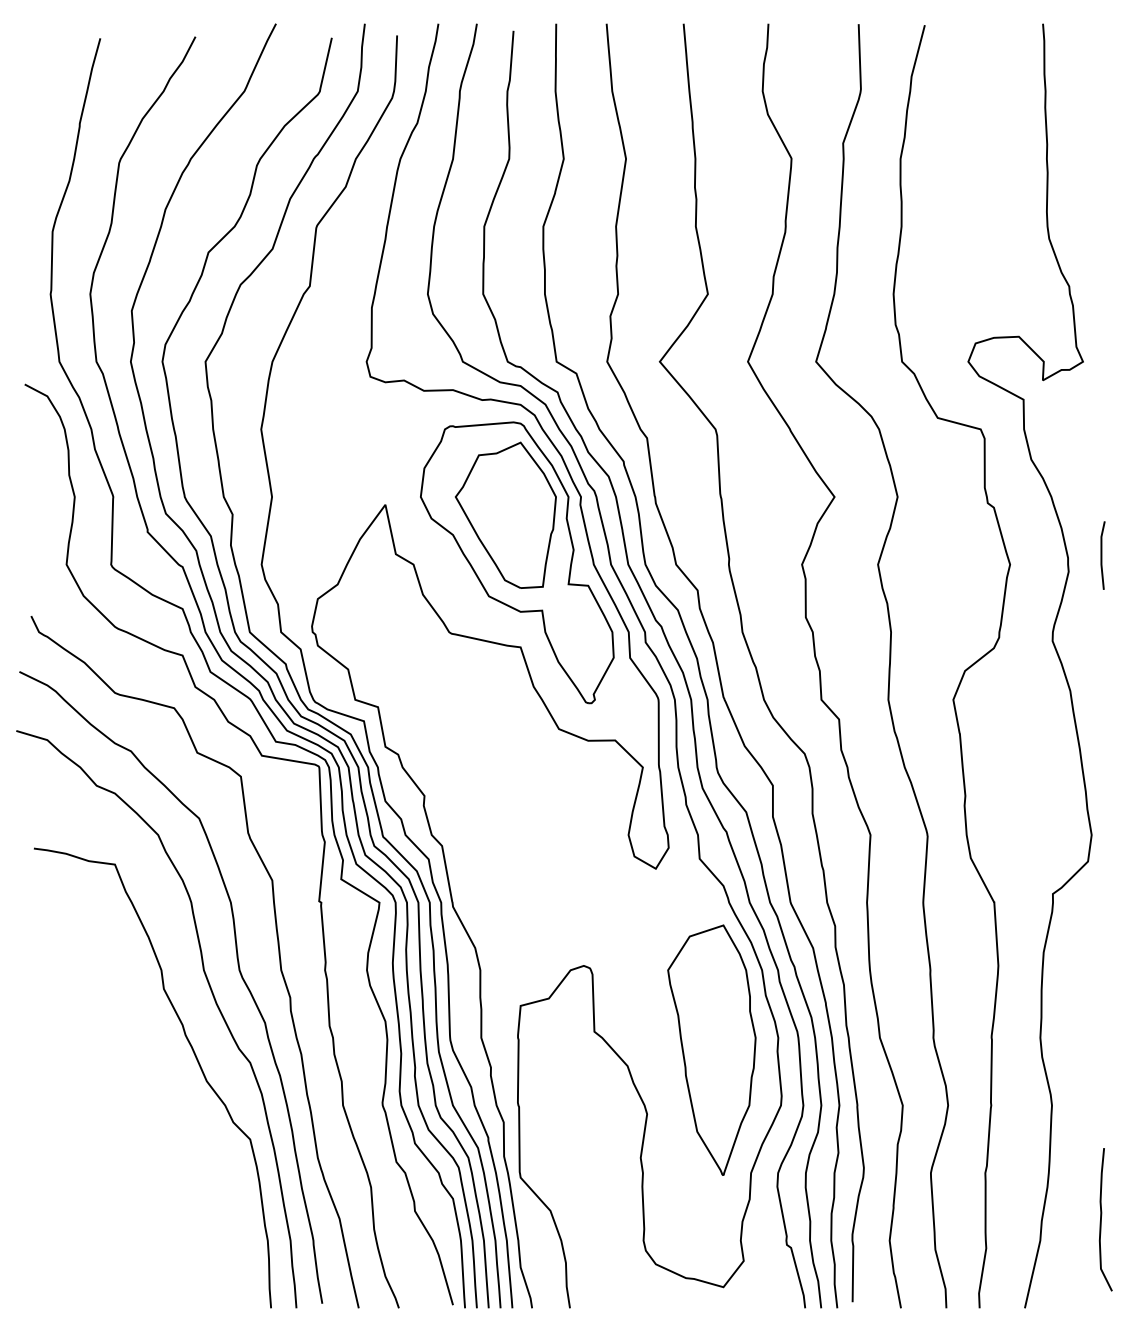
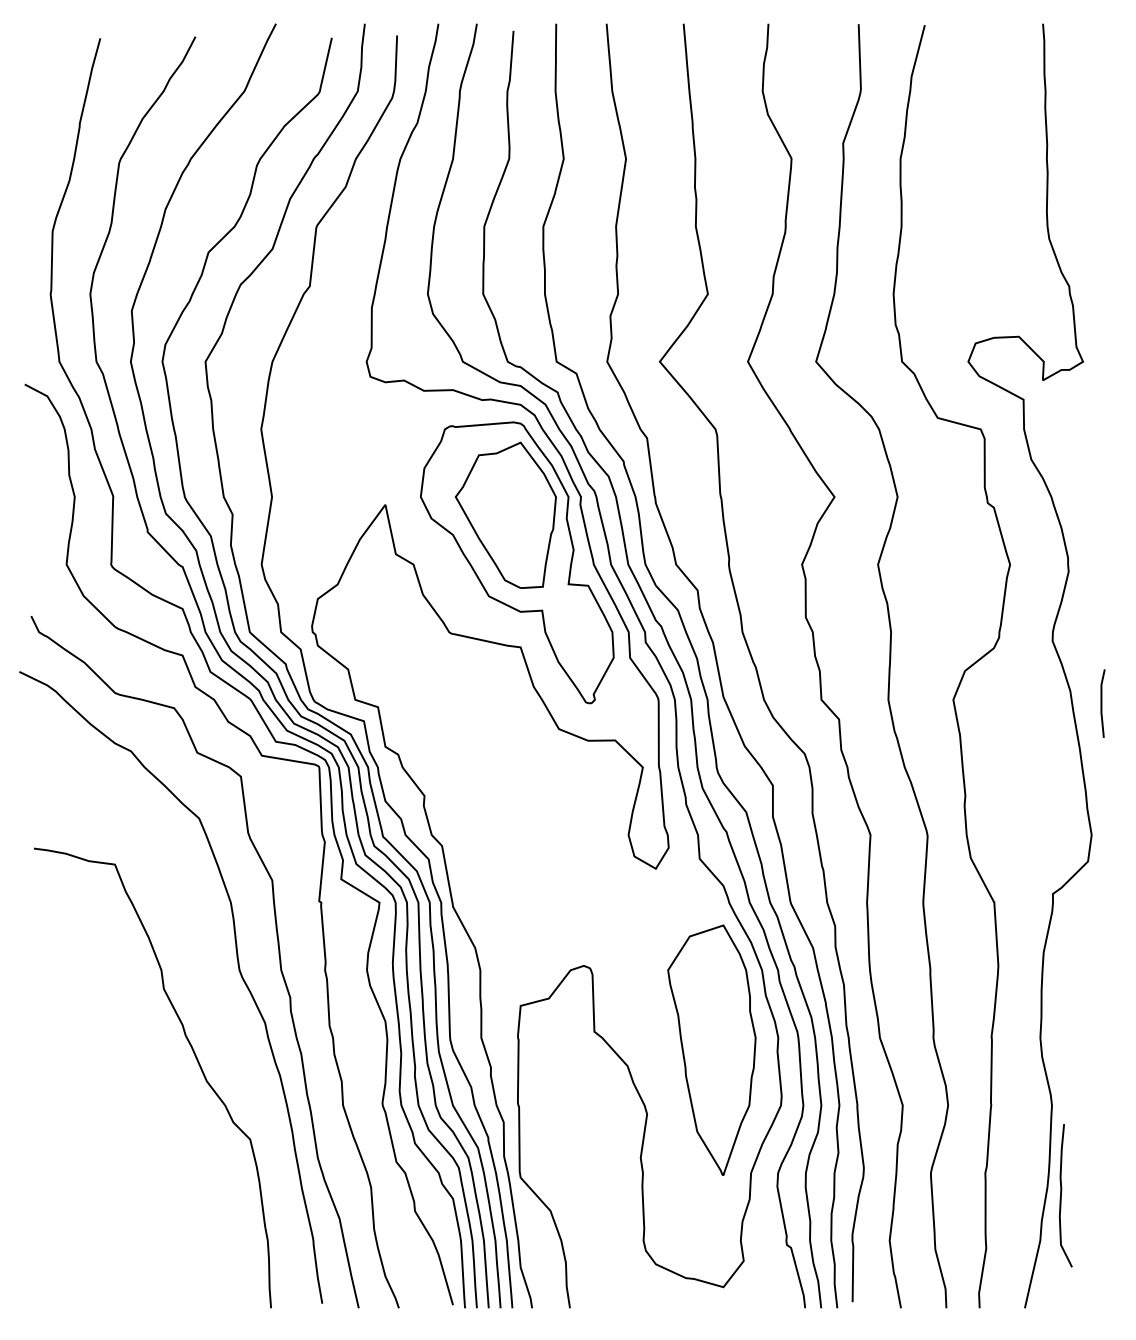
line position: (1102, 555) -> (1102, 703) (1102, 703)
curve: present -> none (212, 996)
curve position: (1101, 1219) -> (1061, 1195) (1061, 1195)
